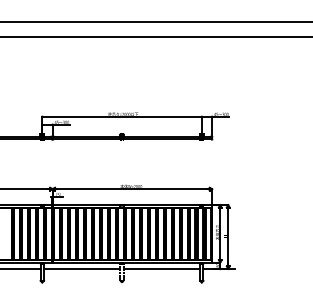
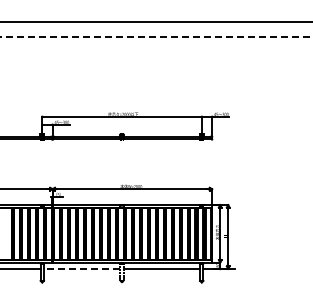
line: solid -> dashed (156, 37)
line: solid -> dashed (81, 268)
